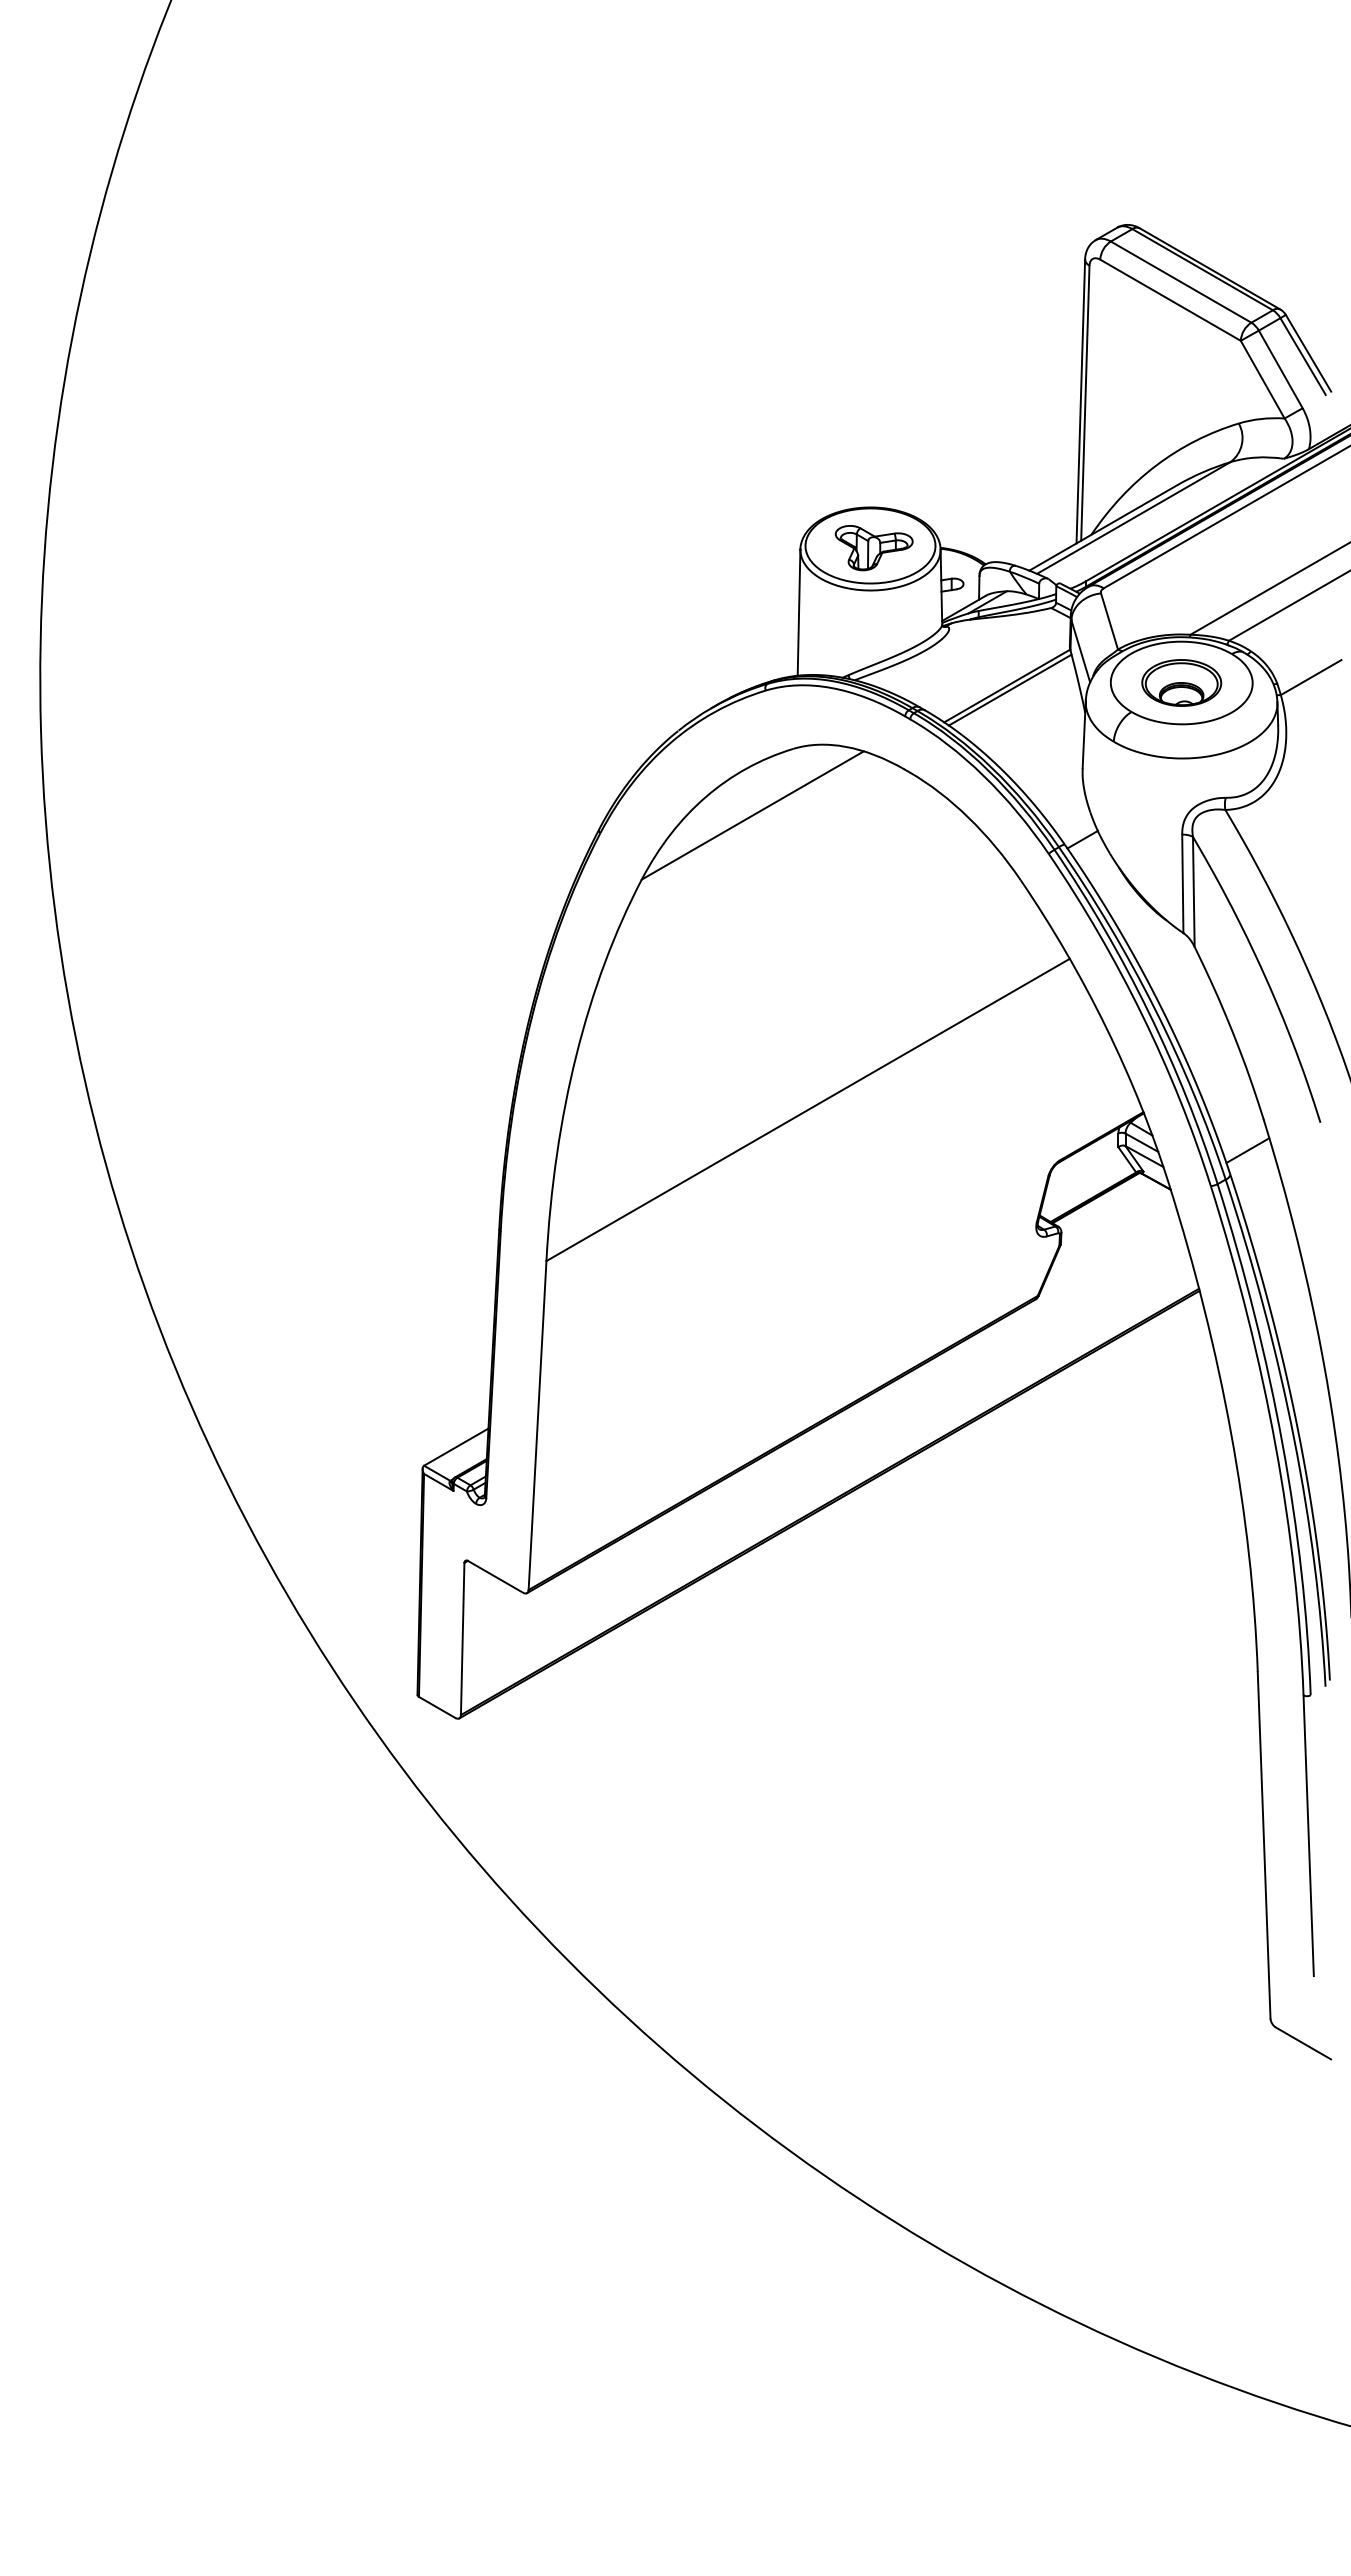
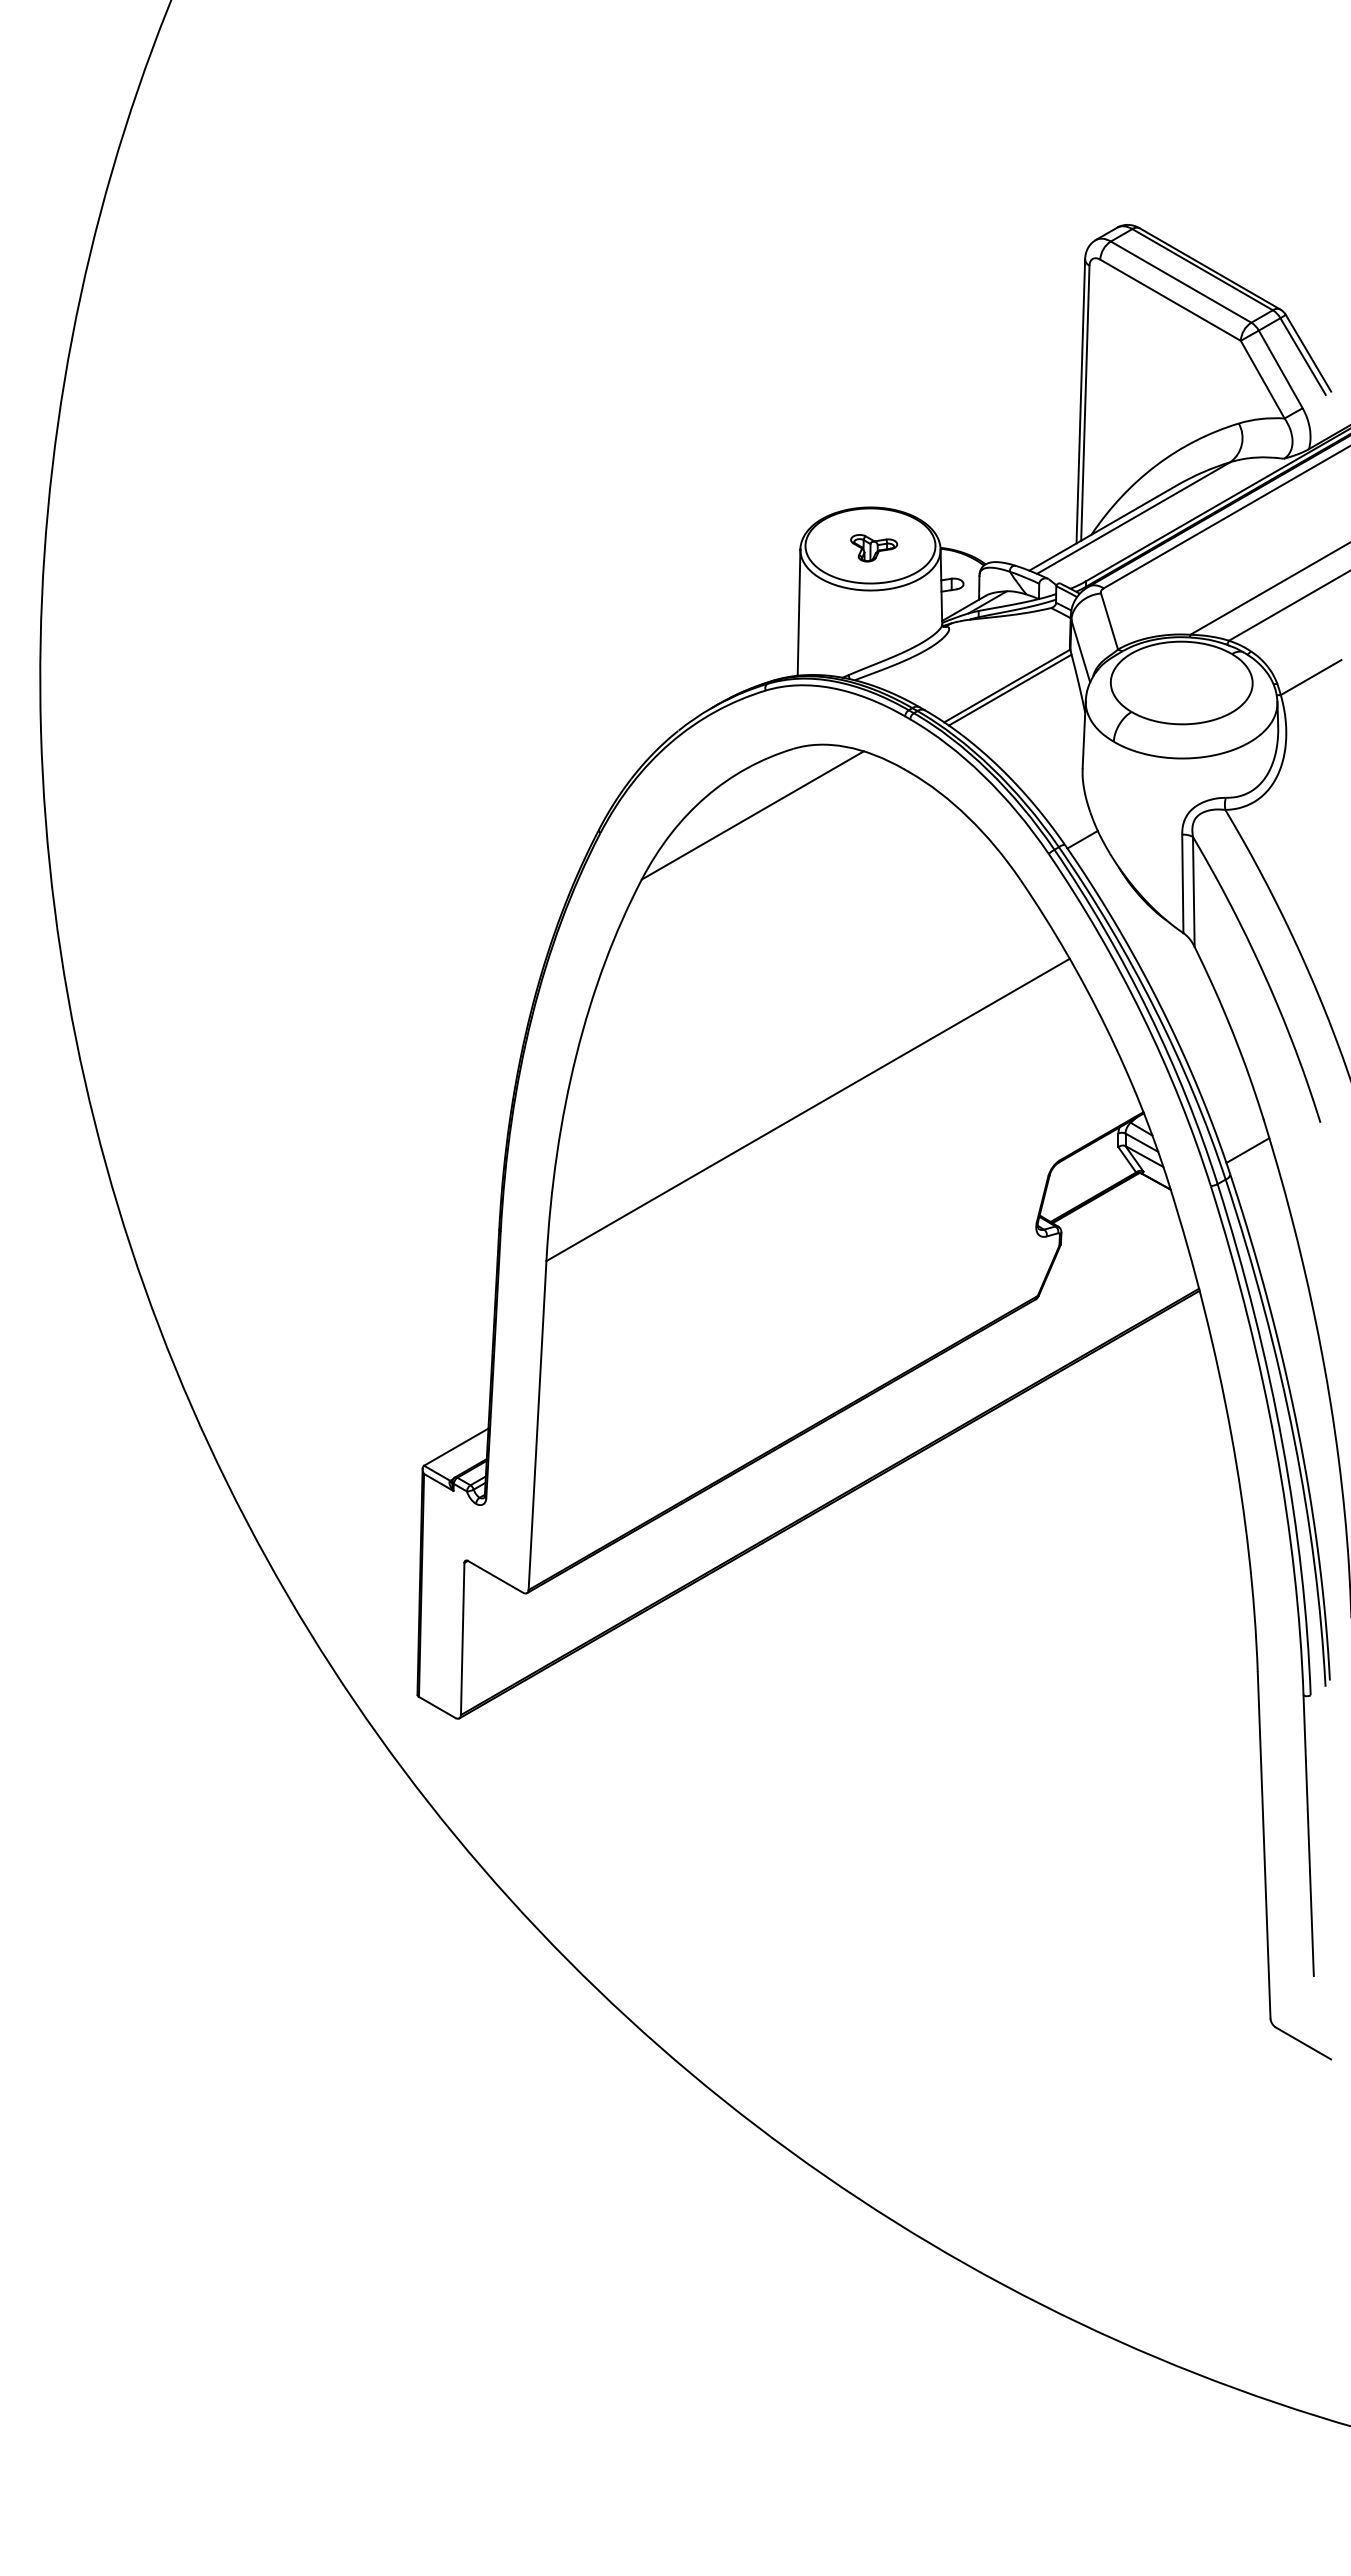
part size: 80x47 px -> 49x29 px (874, 548)
part: present -> none (1181, 682)
